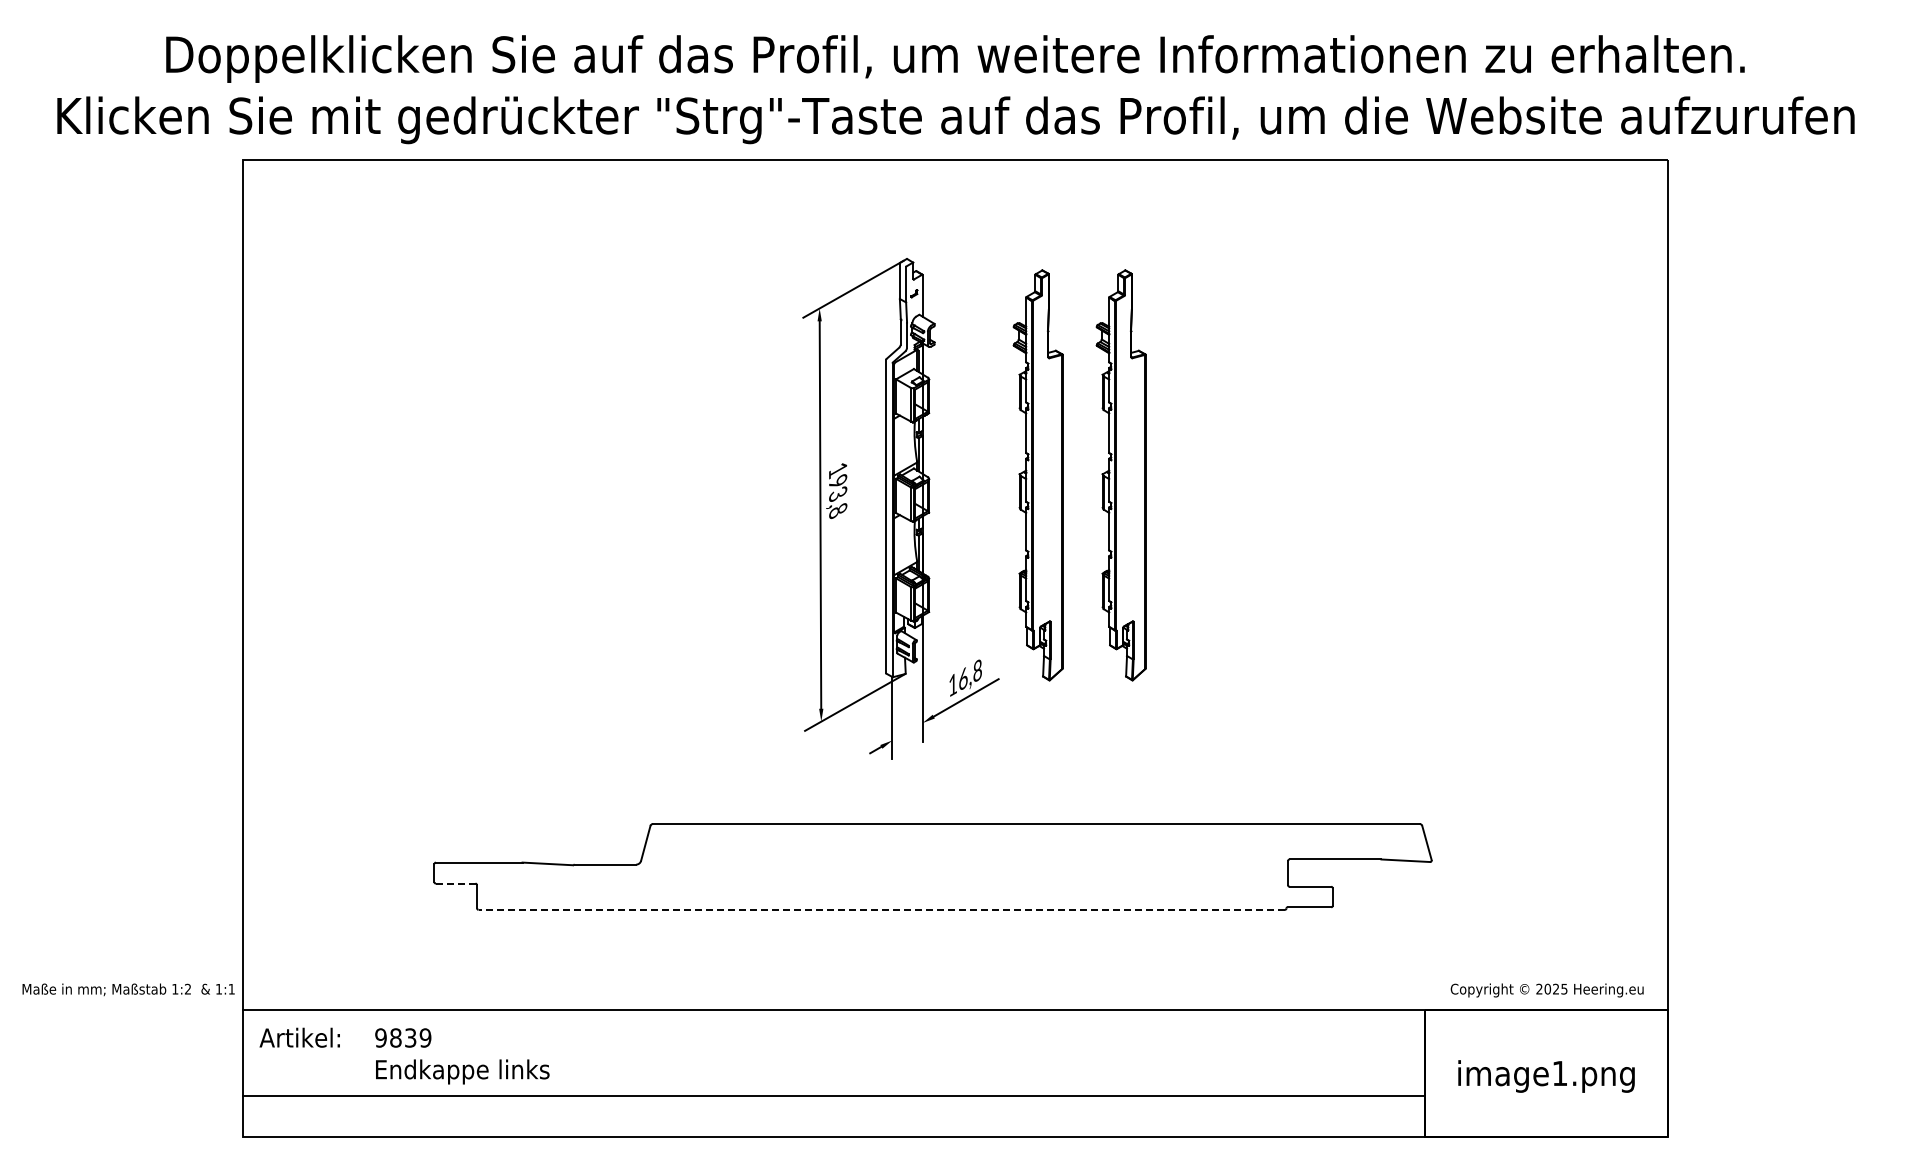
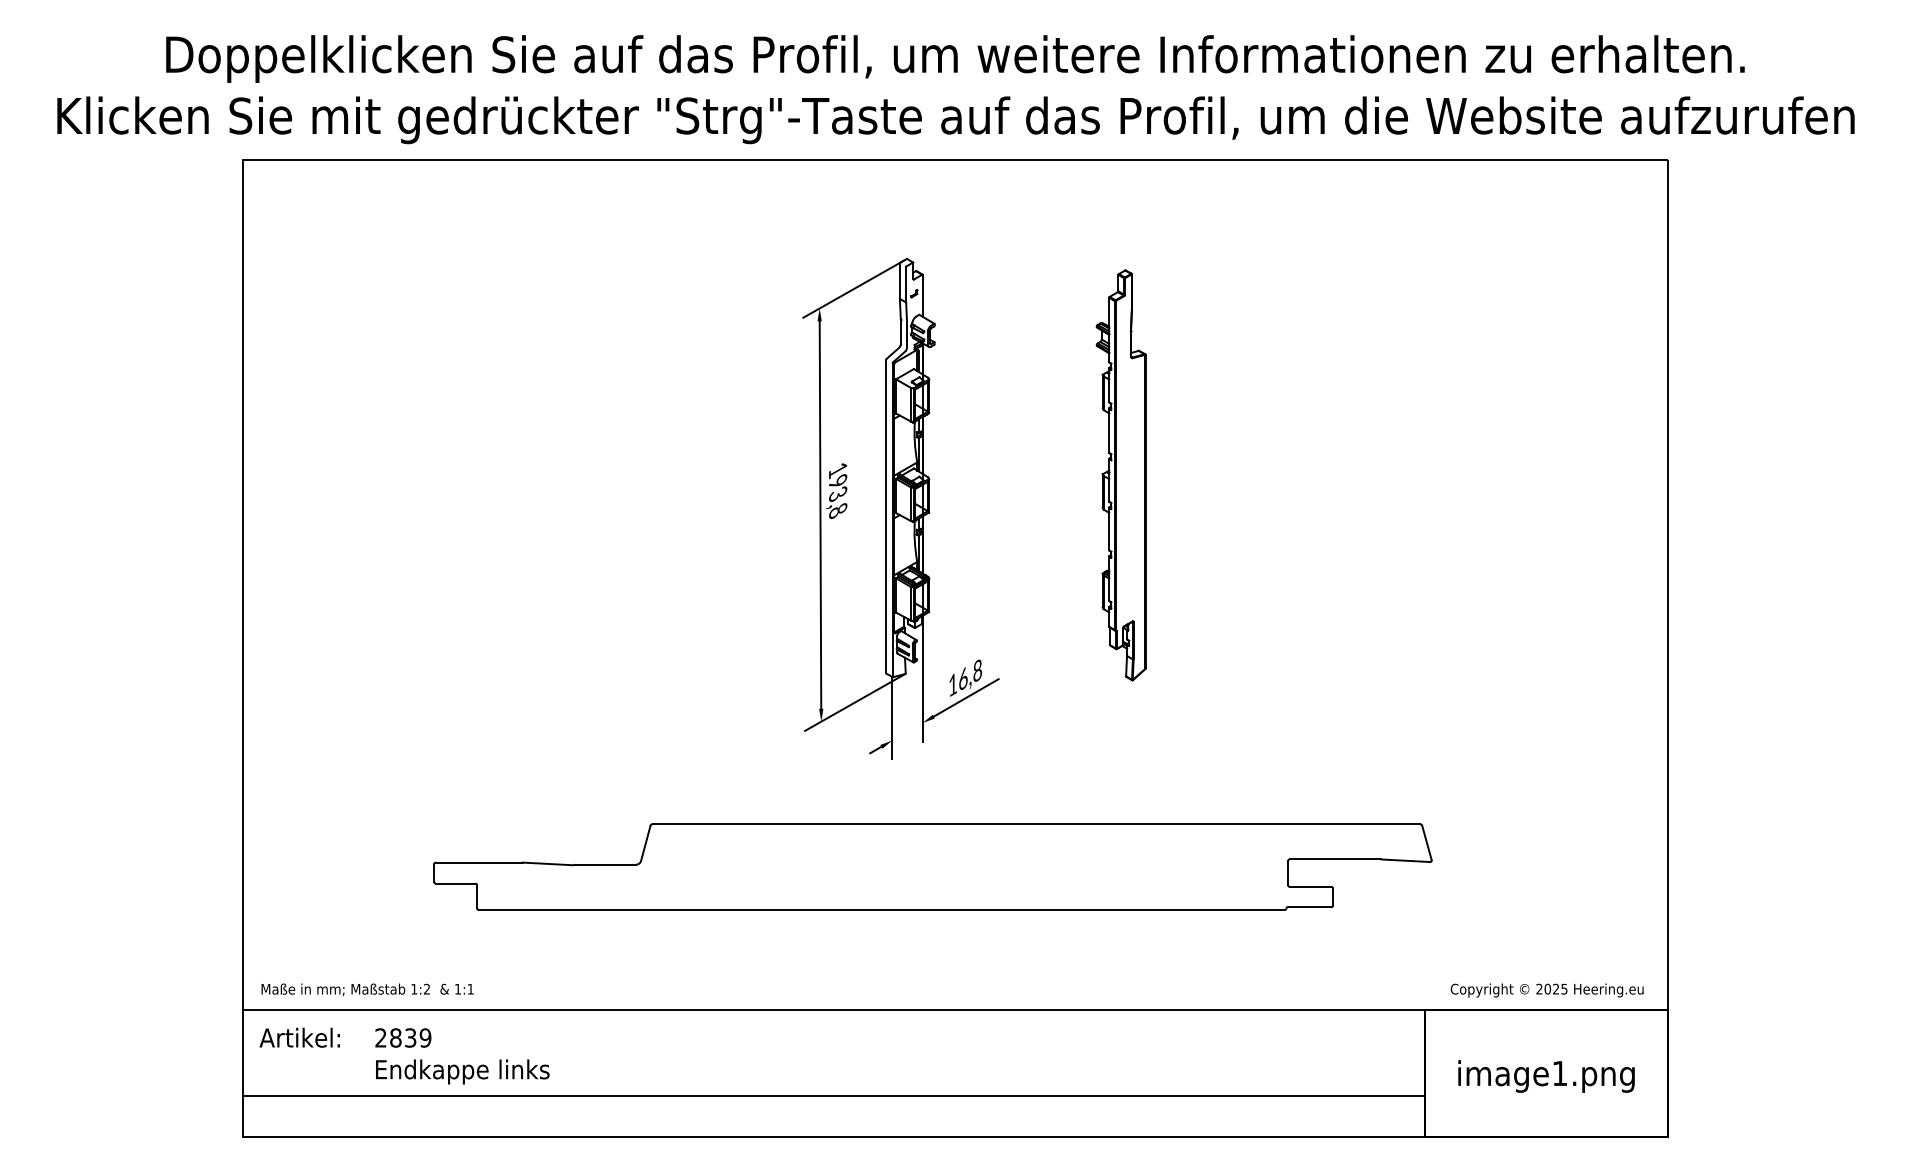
part: present -> none (1037, 475)
line: dashed -> solid (455, 883)
line: dashed -> solid (881, 909)
text position: (128, 989) -> (367, 989) (367, 989)
text: 9839 -> 2839 (380, 1037)
